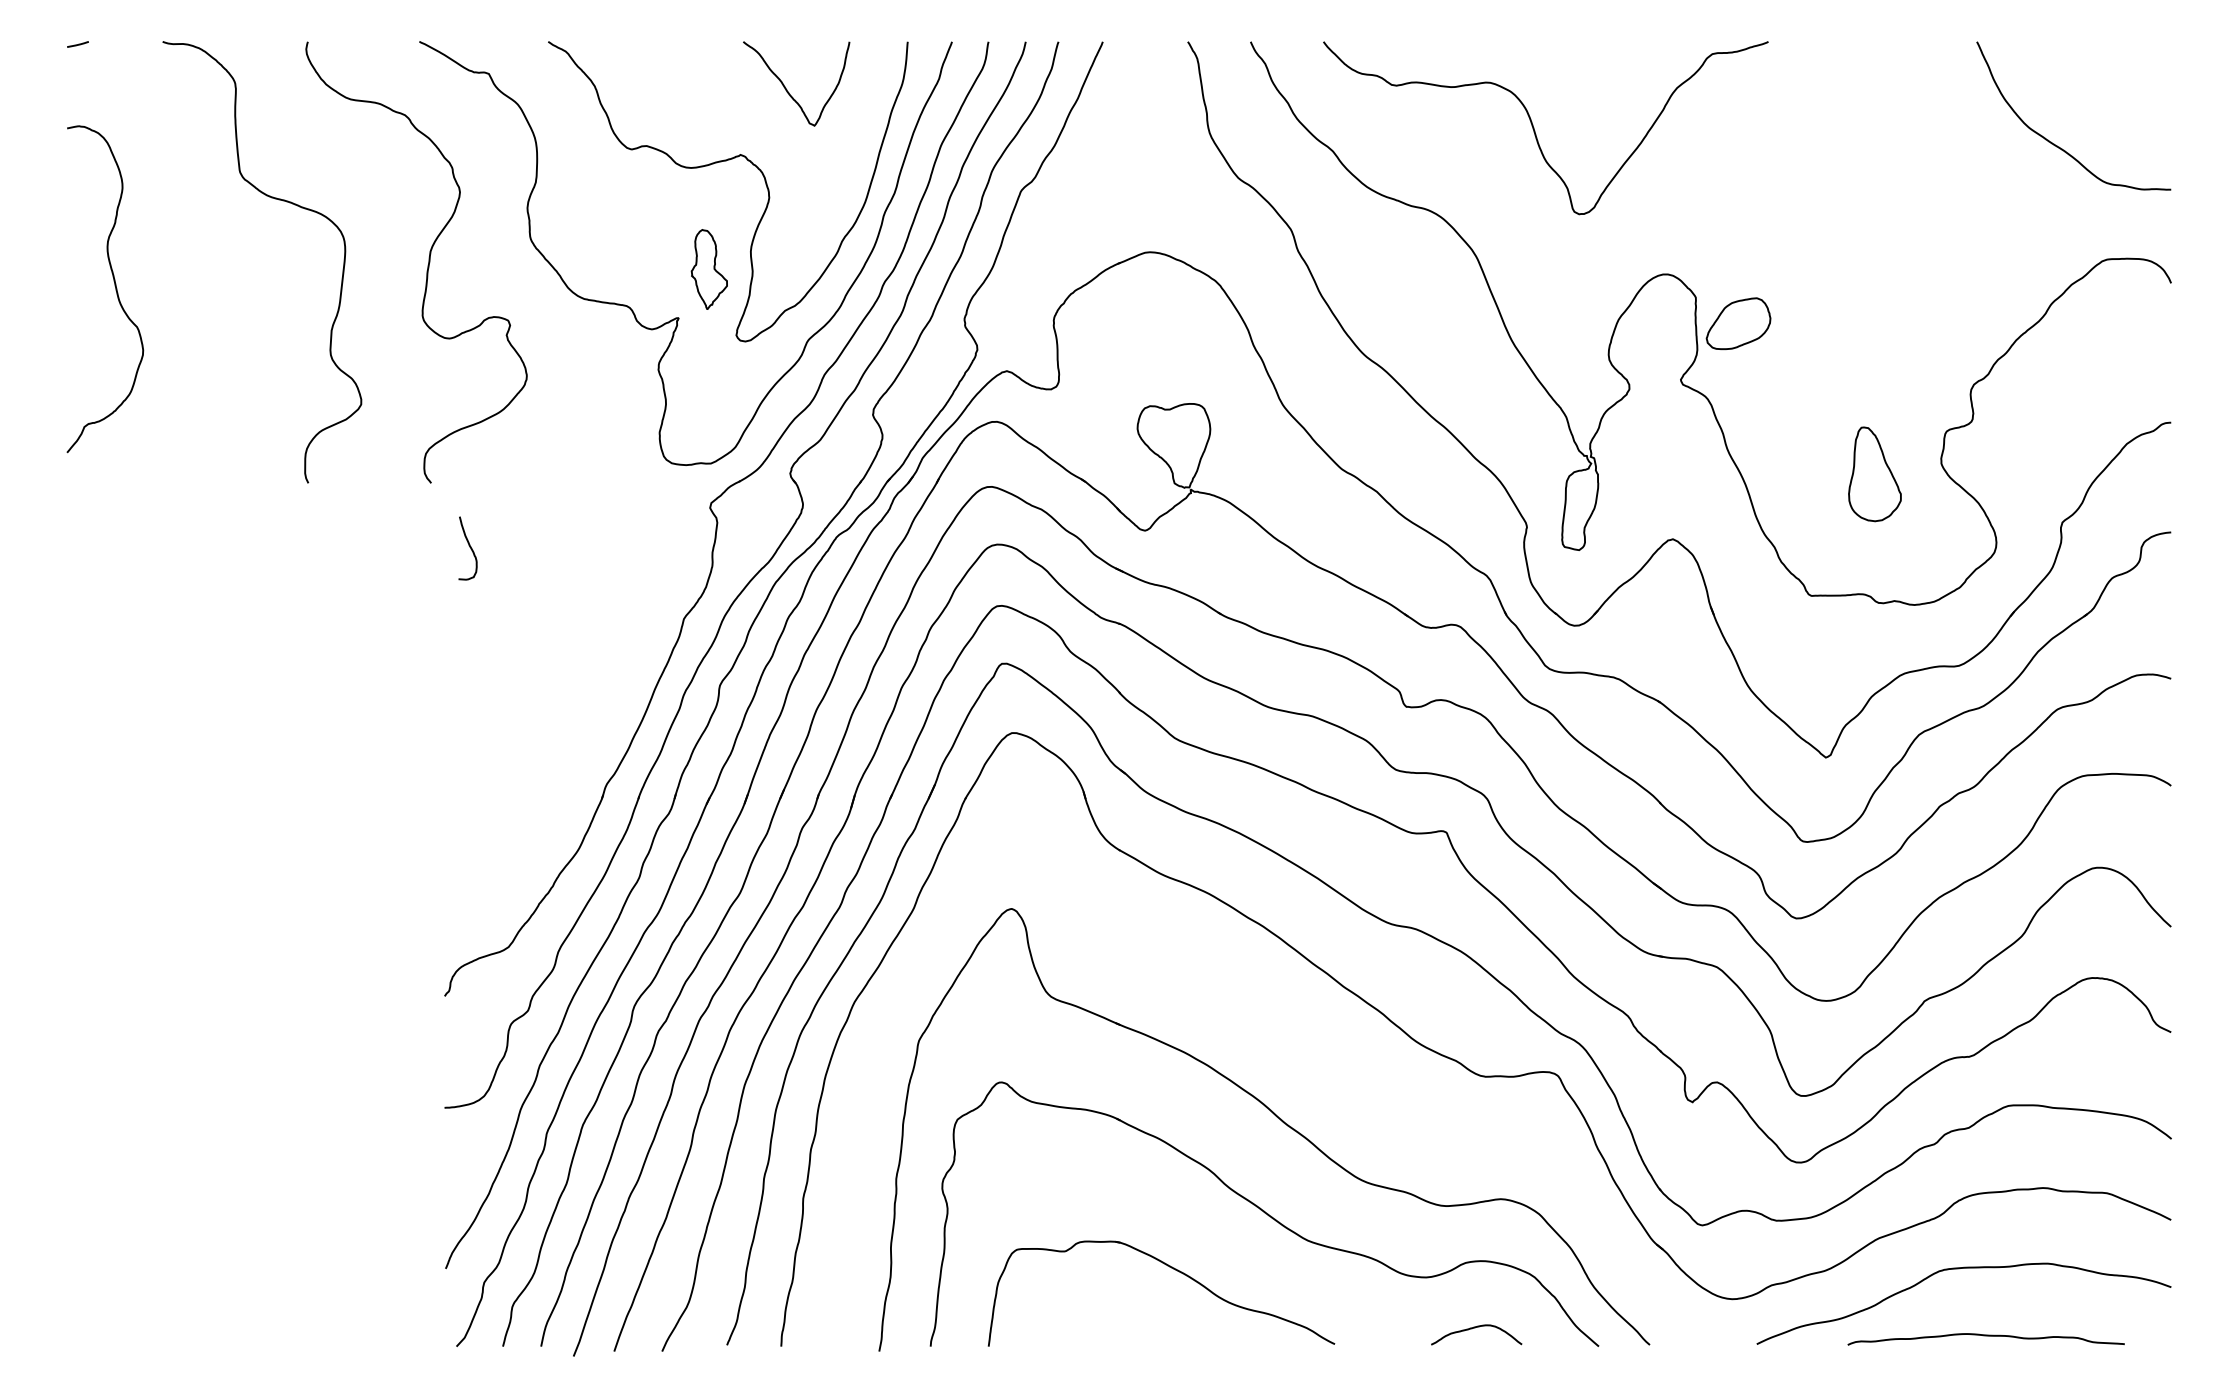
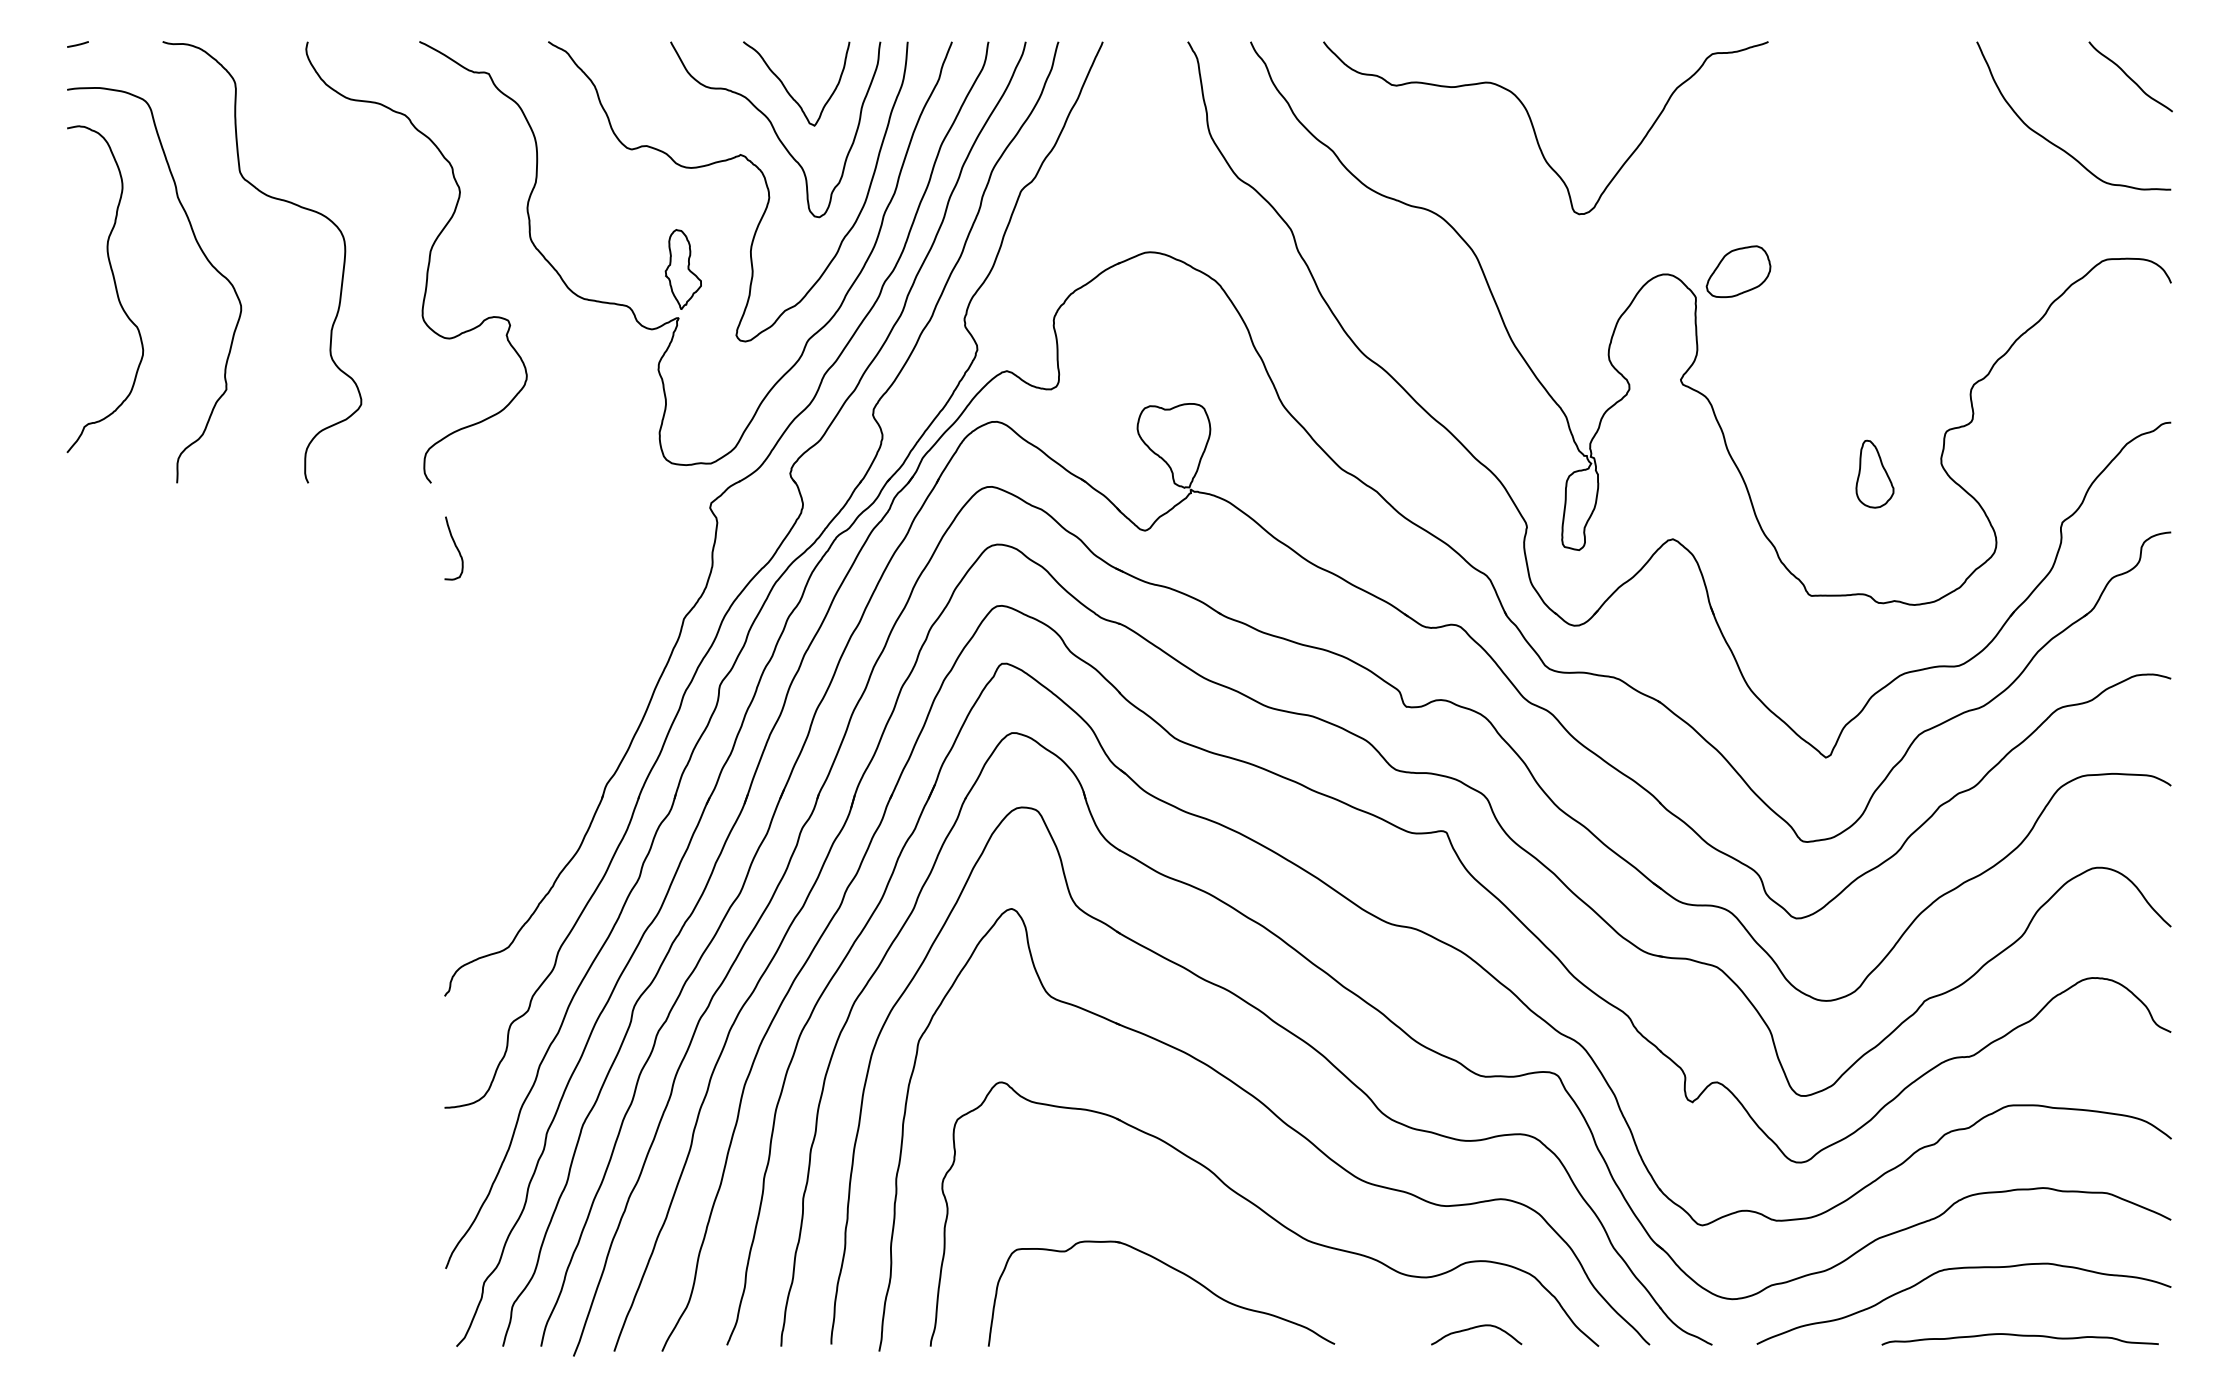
curve: none -> present (2129, 76)
curve: none -> present (775, 129)
curve: none -> present (202, 253)
part position: (708, 269) -> (682, 269) (682, 269)
part position: (1738, 323) -> (1738, 271) (1738, 271)
part size: 54x97 px -> 40x70 px (1874, 473)
curve position: (469, 547) -> (455, 547) (455, 547)
part: none -> present (1297, 1038)
curve position: (1985, 1336) -> (2019, 1336) (2019, 1336)
